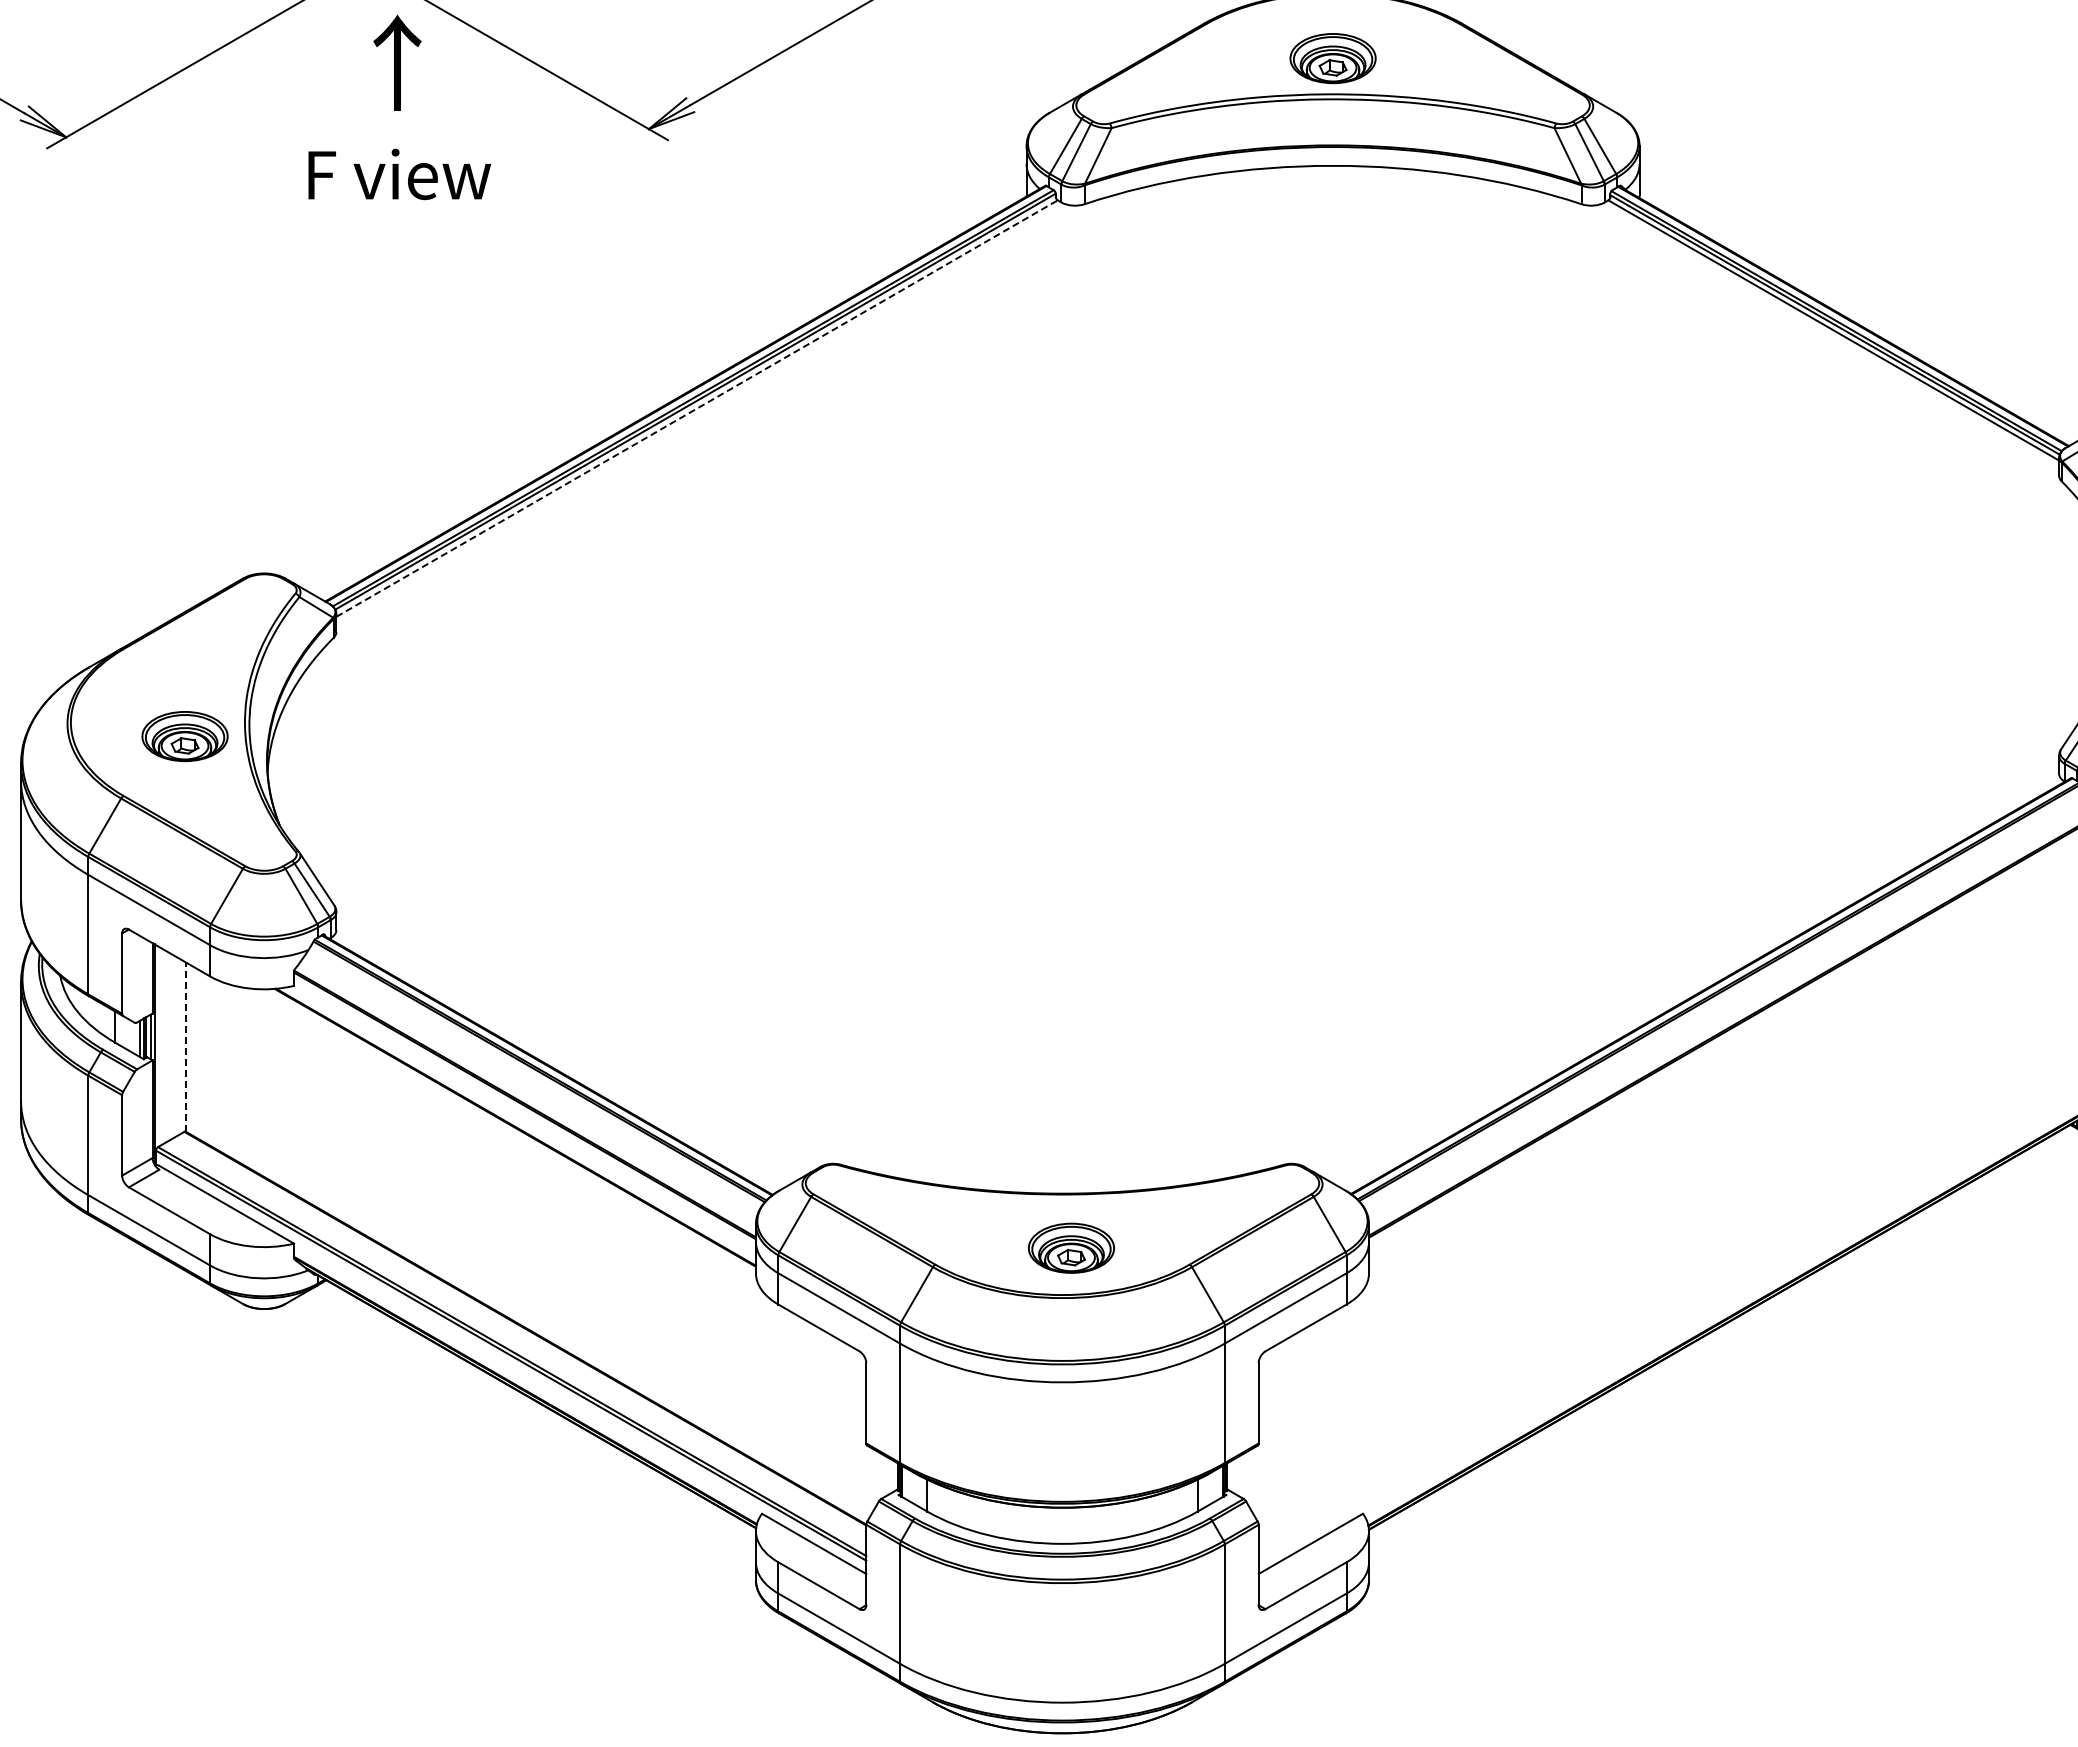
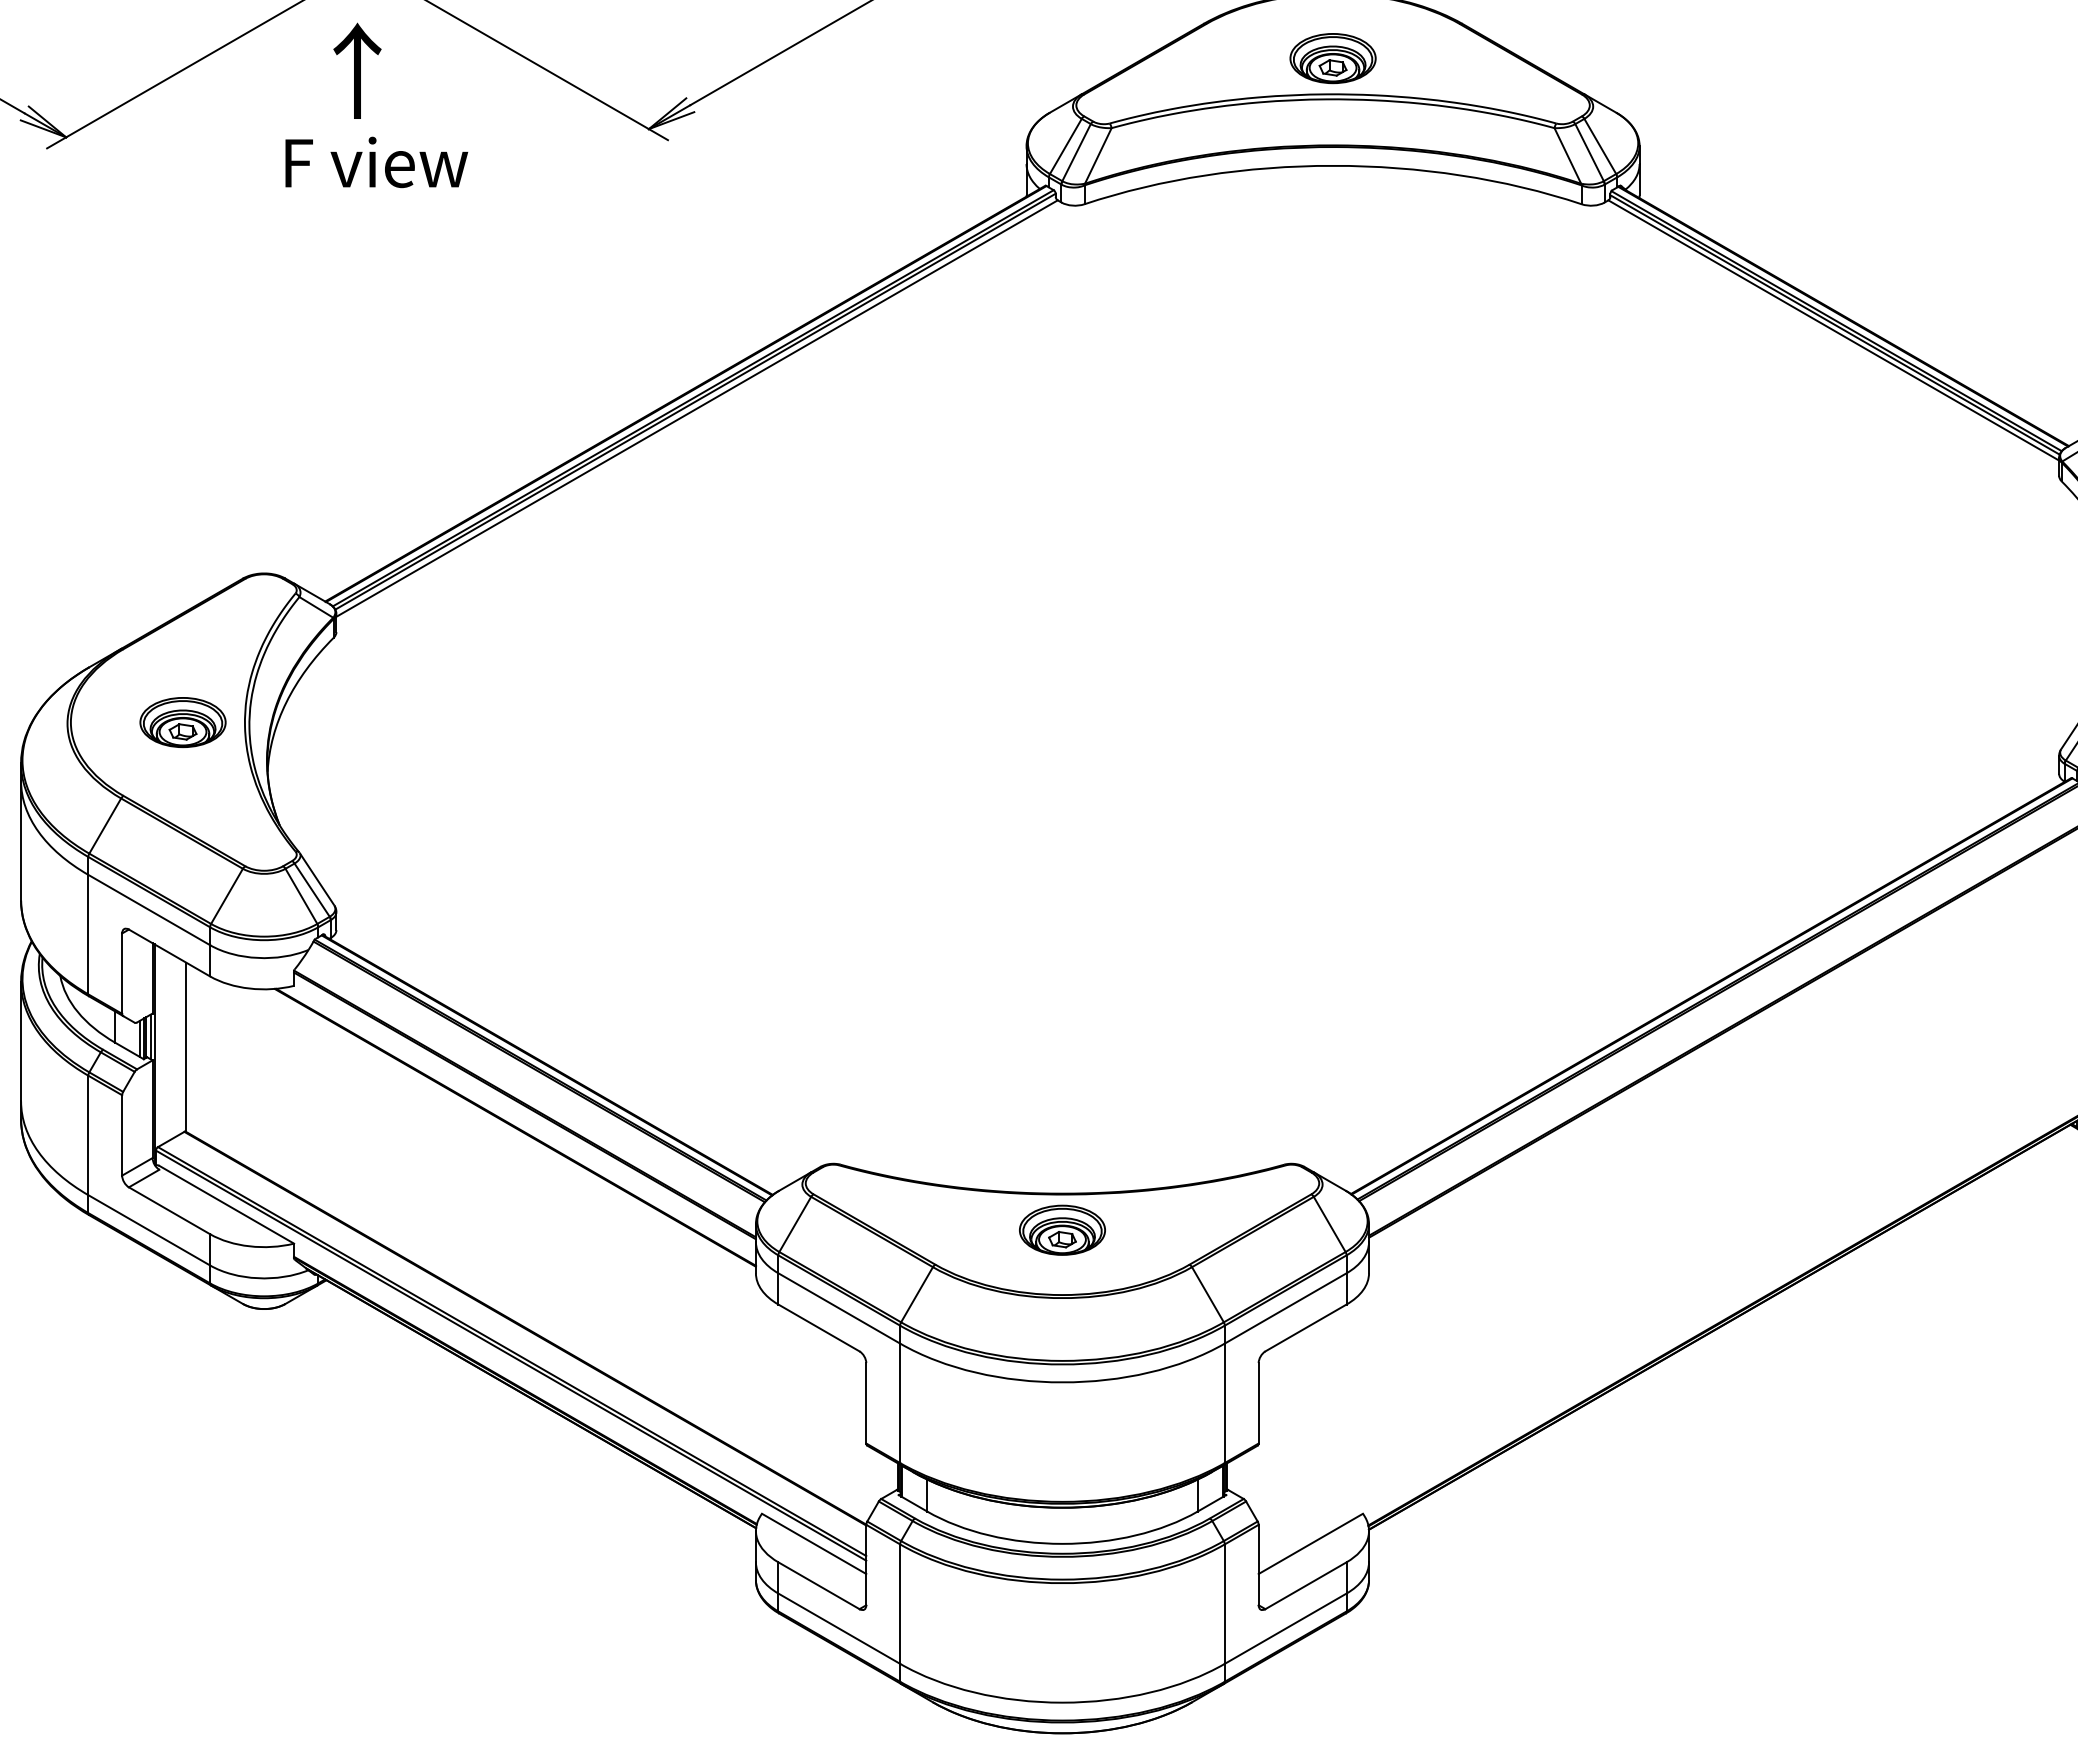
text position: (397, 62) -> (357, 70) (357, 70)
text position: (399, 174) -> (376, 162) (376, 162)
line: dashed -> solid (697, 408)
part position: (184, 736) -> (182, 722) (182, 722)
line: dashed -> solid (186, 1047)
part position: (1071, 1247) -> (1062, 1229) (1062, 1229)
